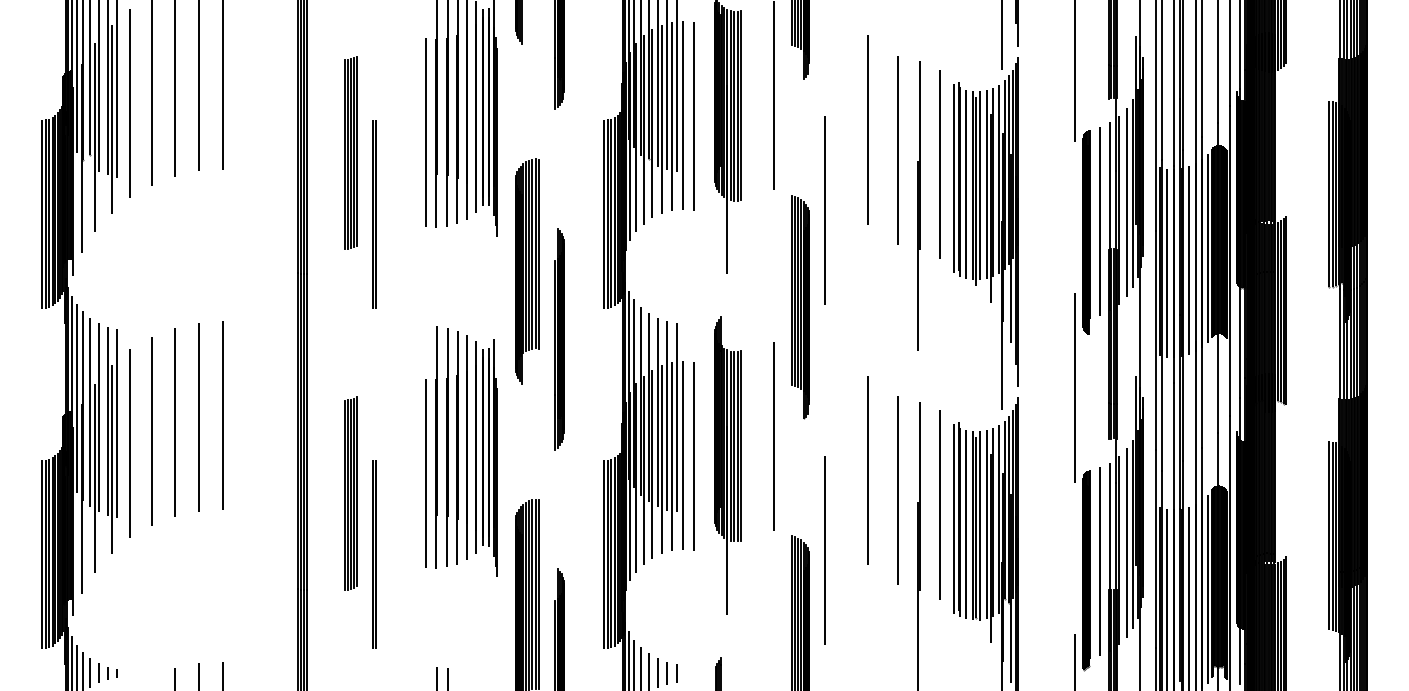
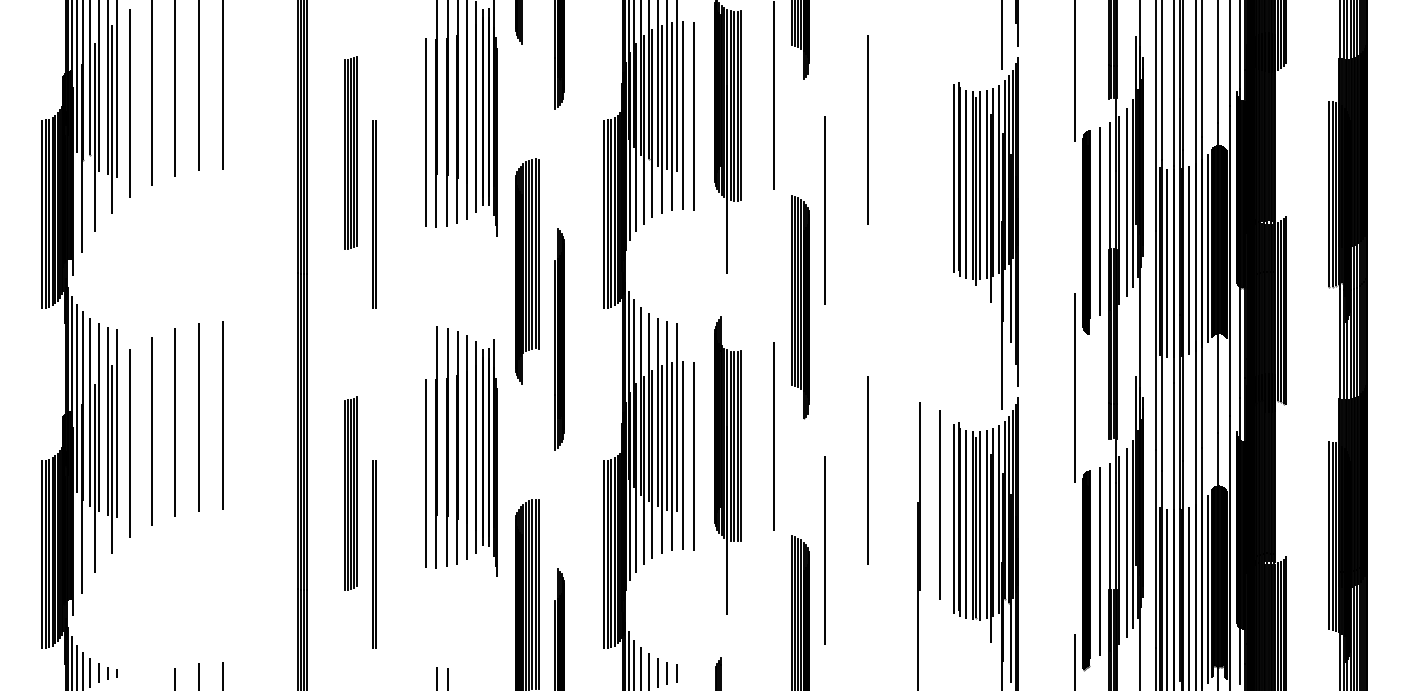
line: present -> none (897, 150)
line: present -> none (940, 164)
part: present -> none (918, 205)
line: present -> none (897, 490)
